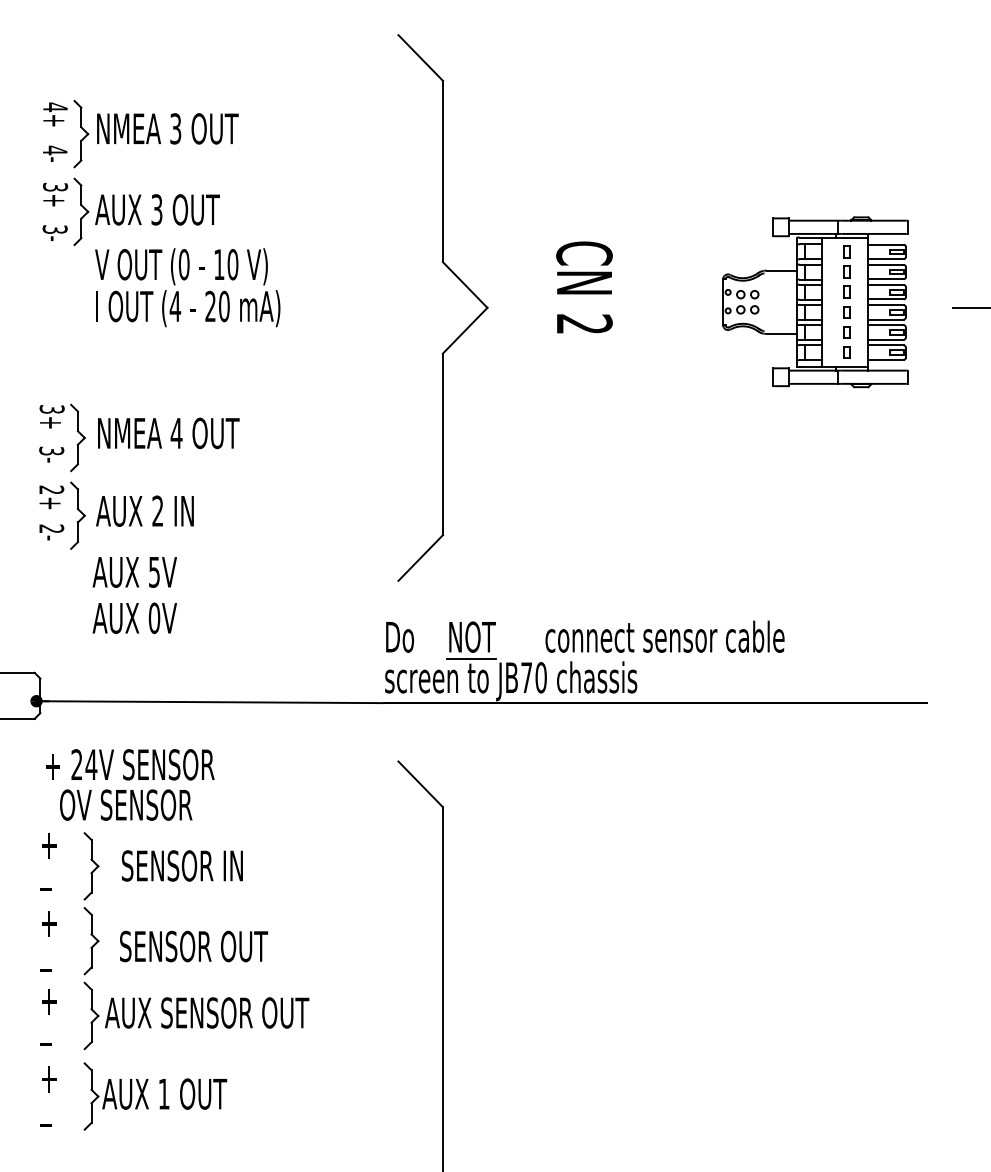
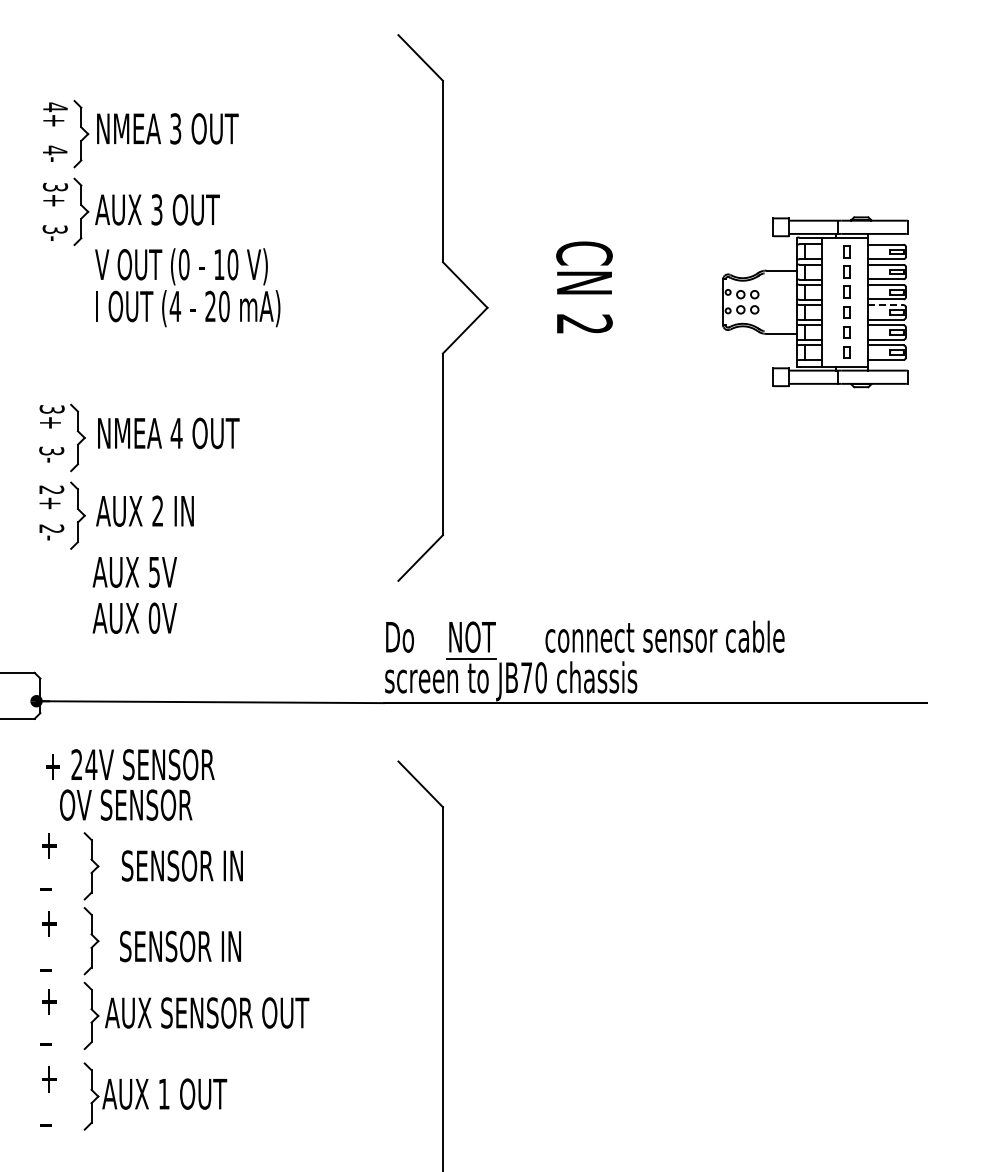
line: solid -> dashed (885, 305)
line: present -> none (970, 307)
text: SENSOR OUT -> SENSOR IN (244, 946)
